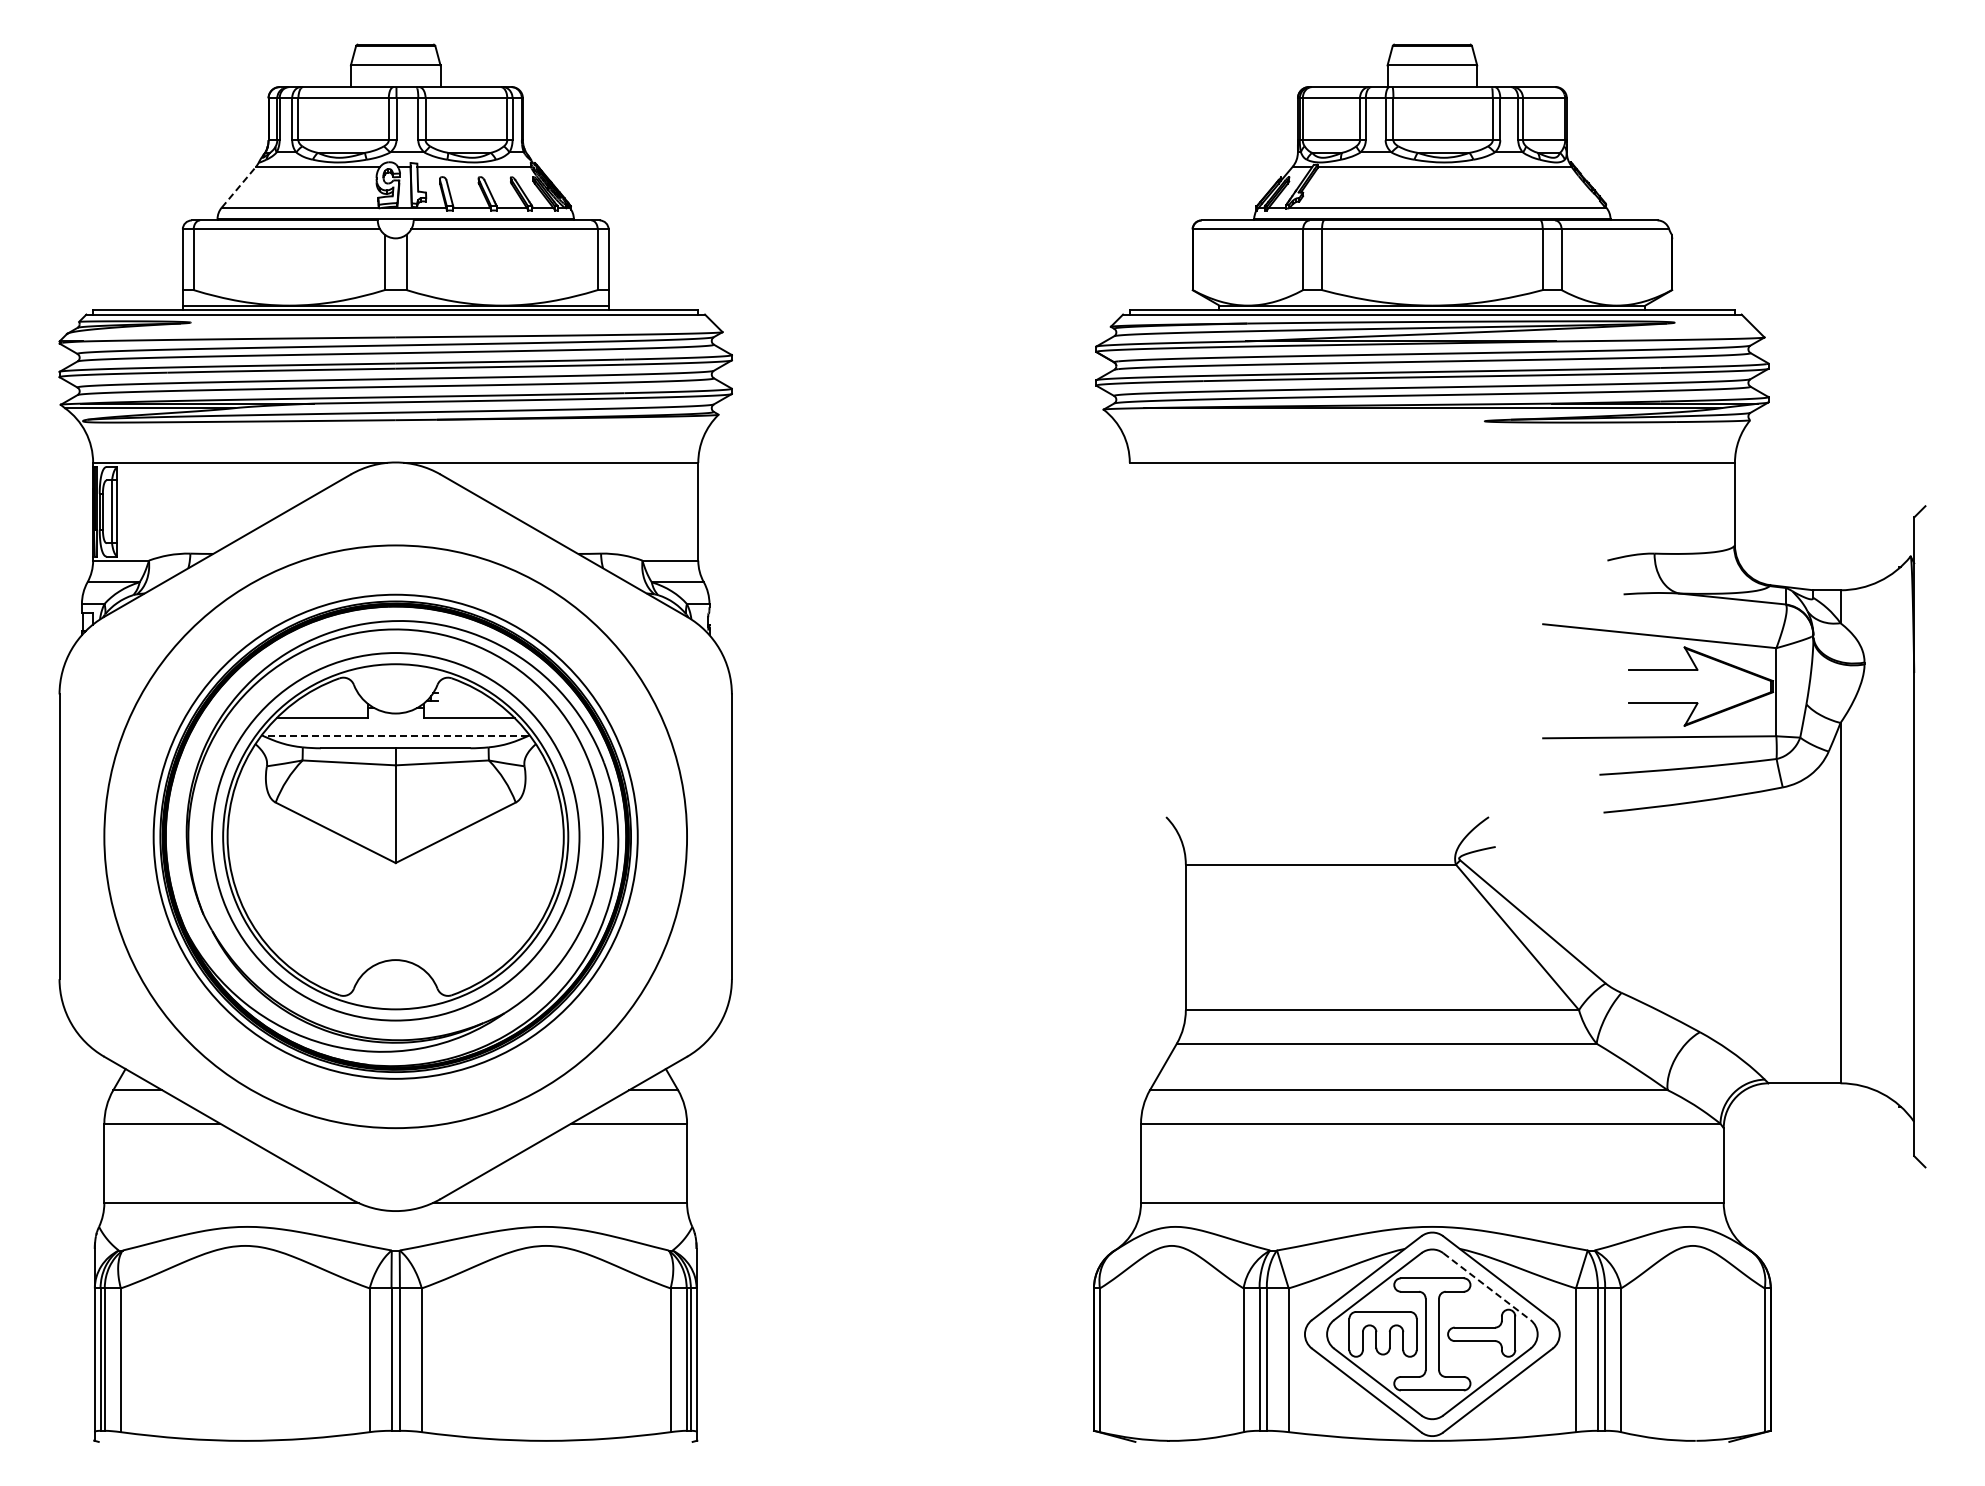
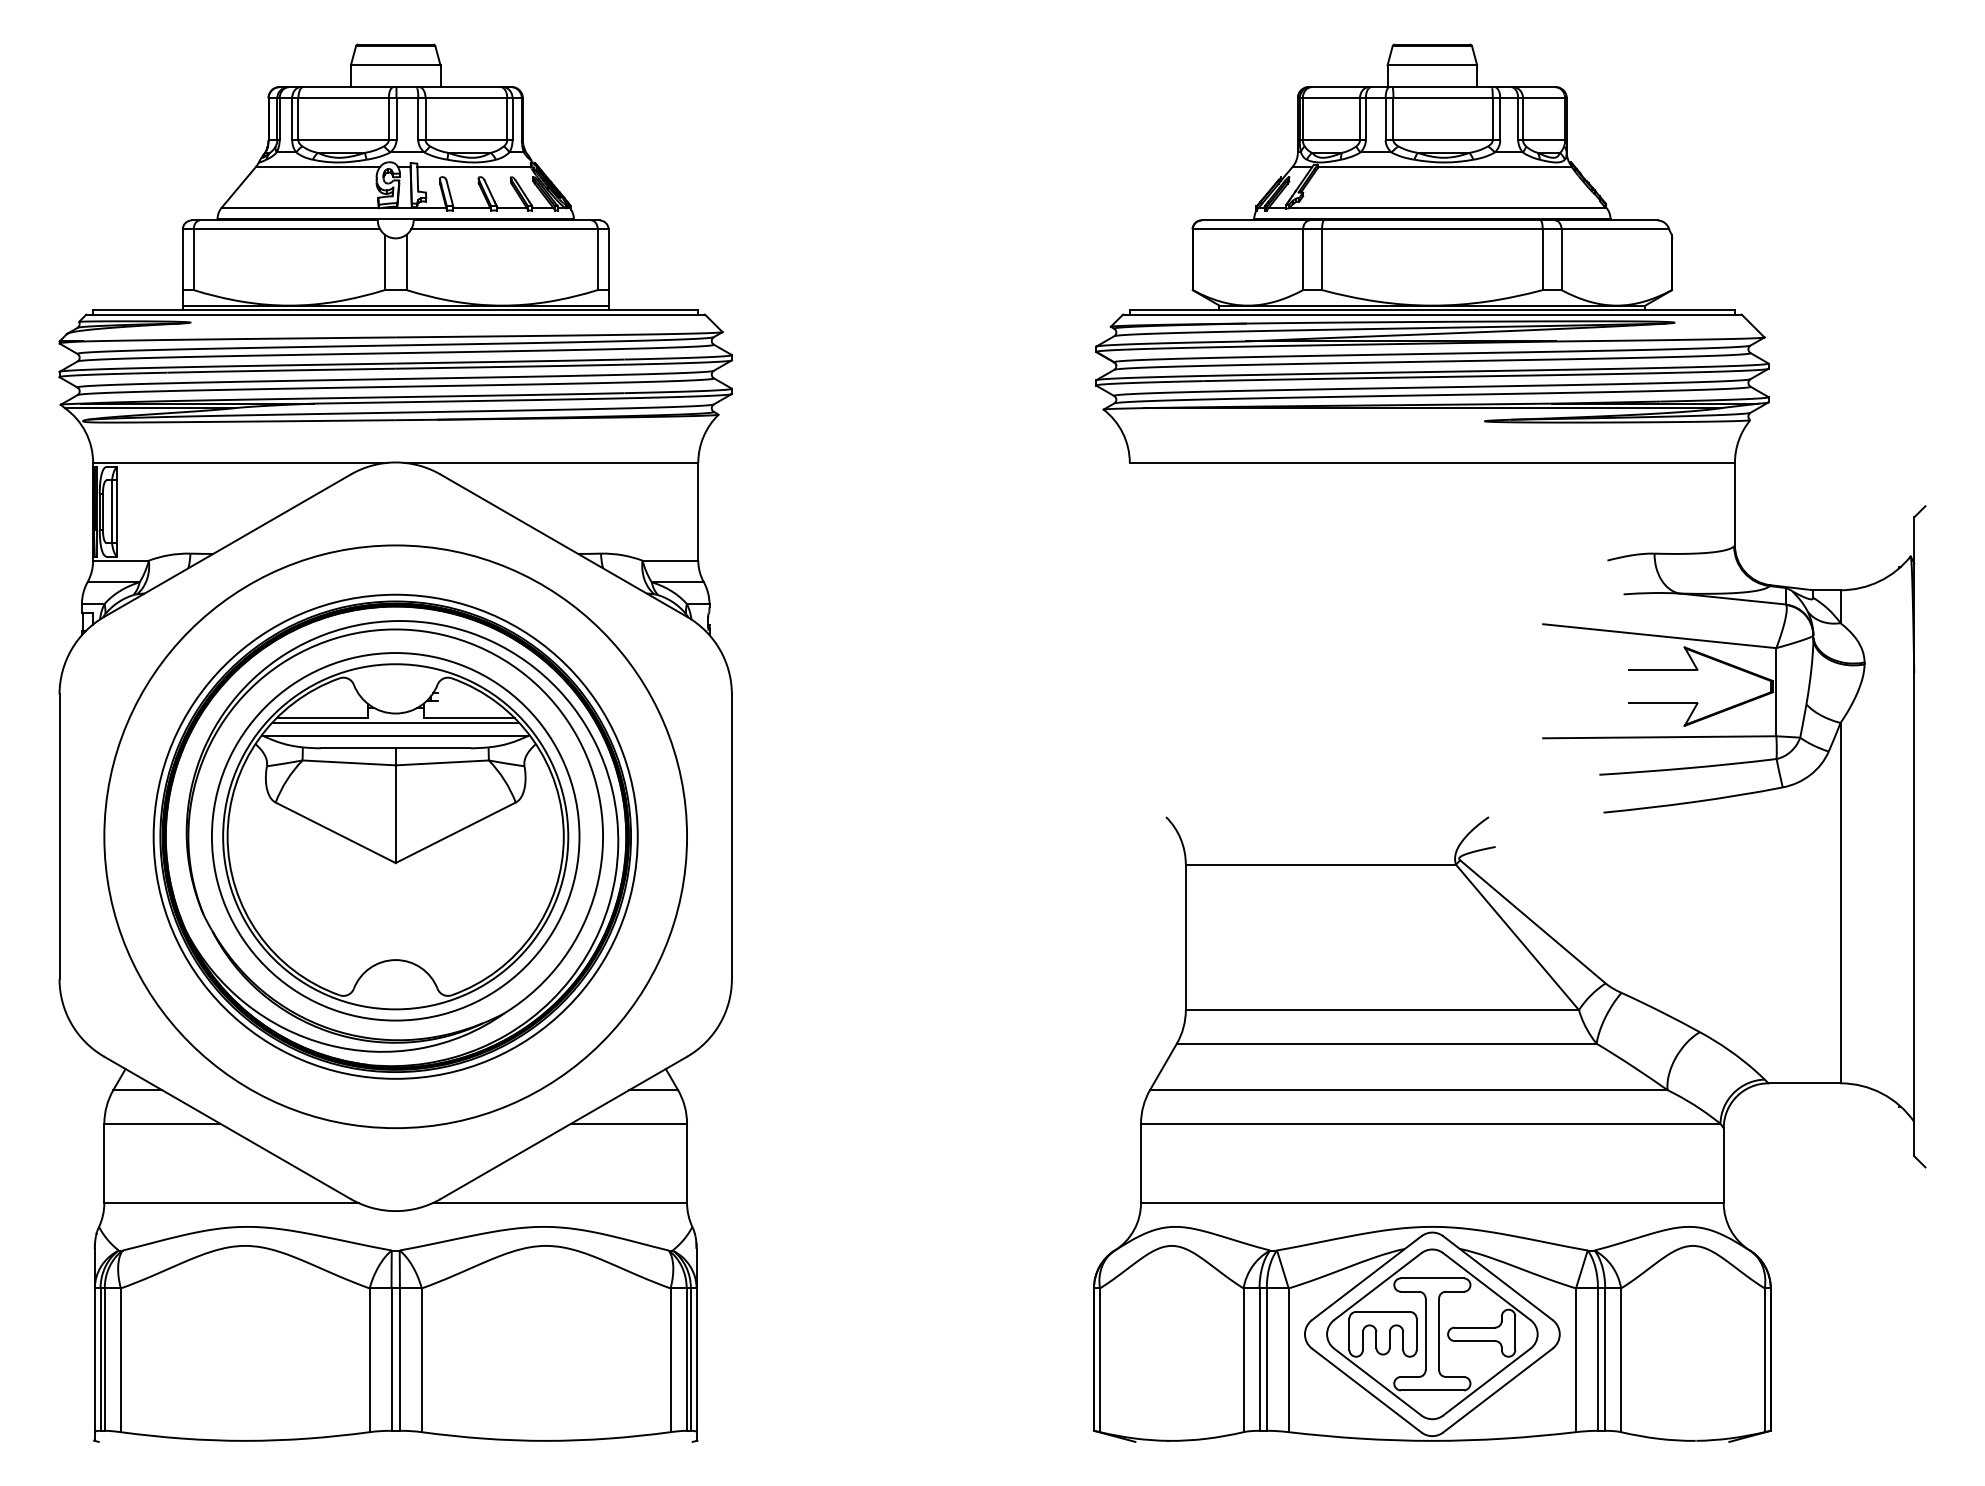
line: dashed -> solid (238, 187)
line: none -> present (395, 722)
line: dashed -> solid (395, 735)
line: dashed -> solid (1487, 1286)
